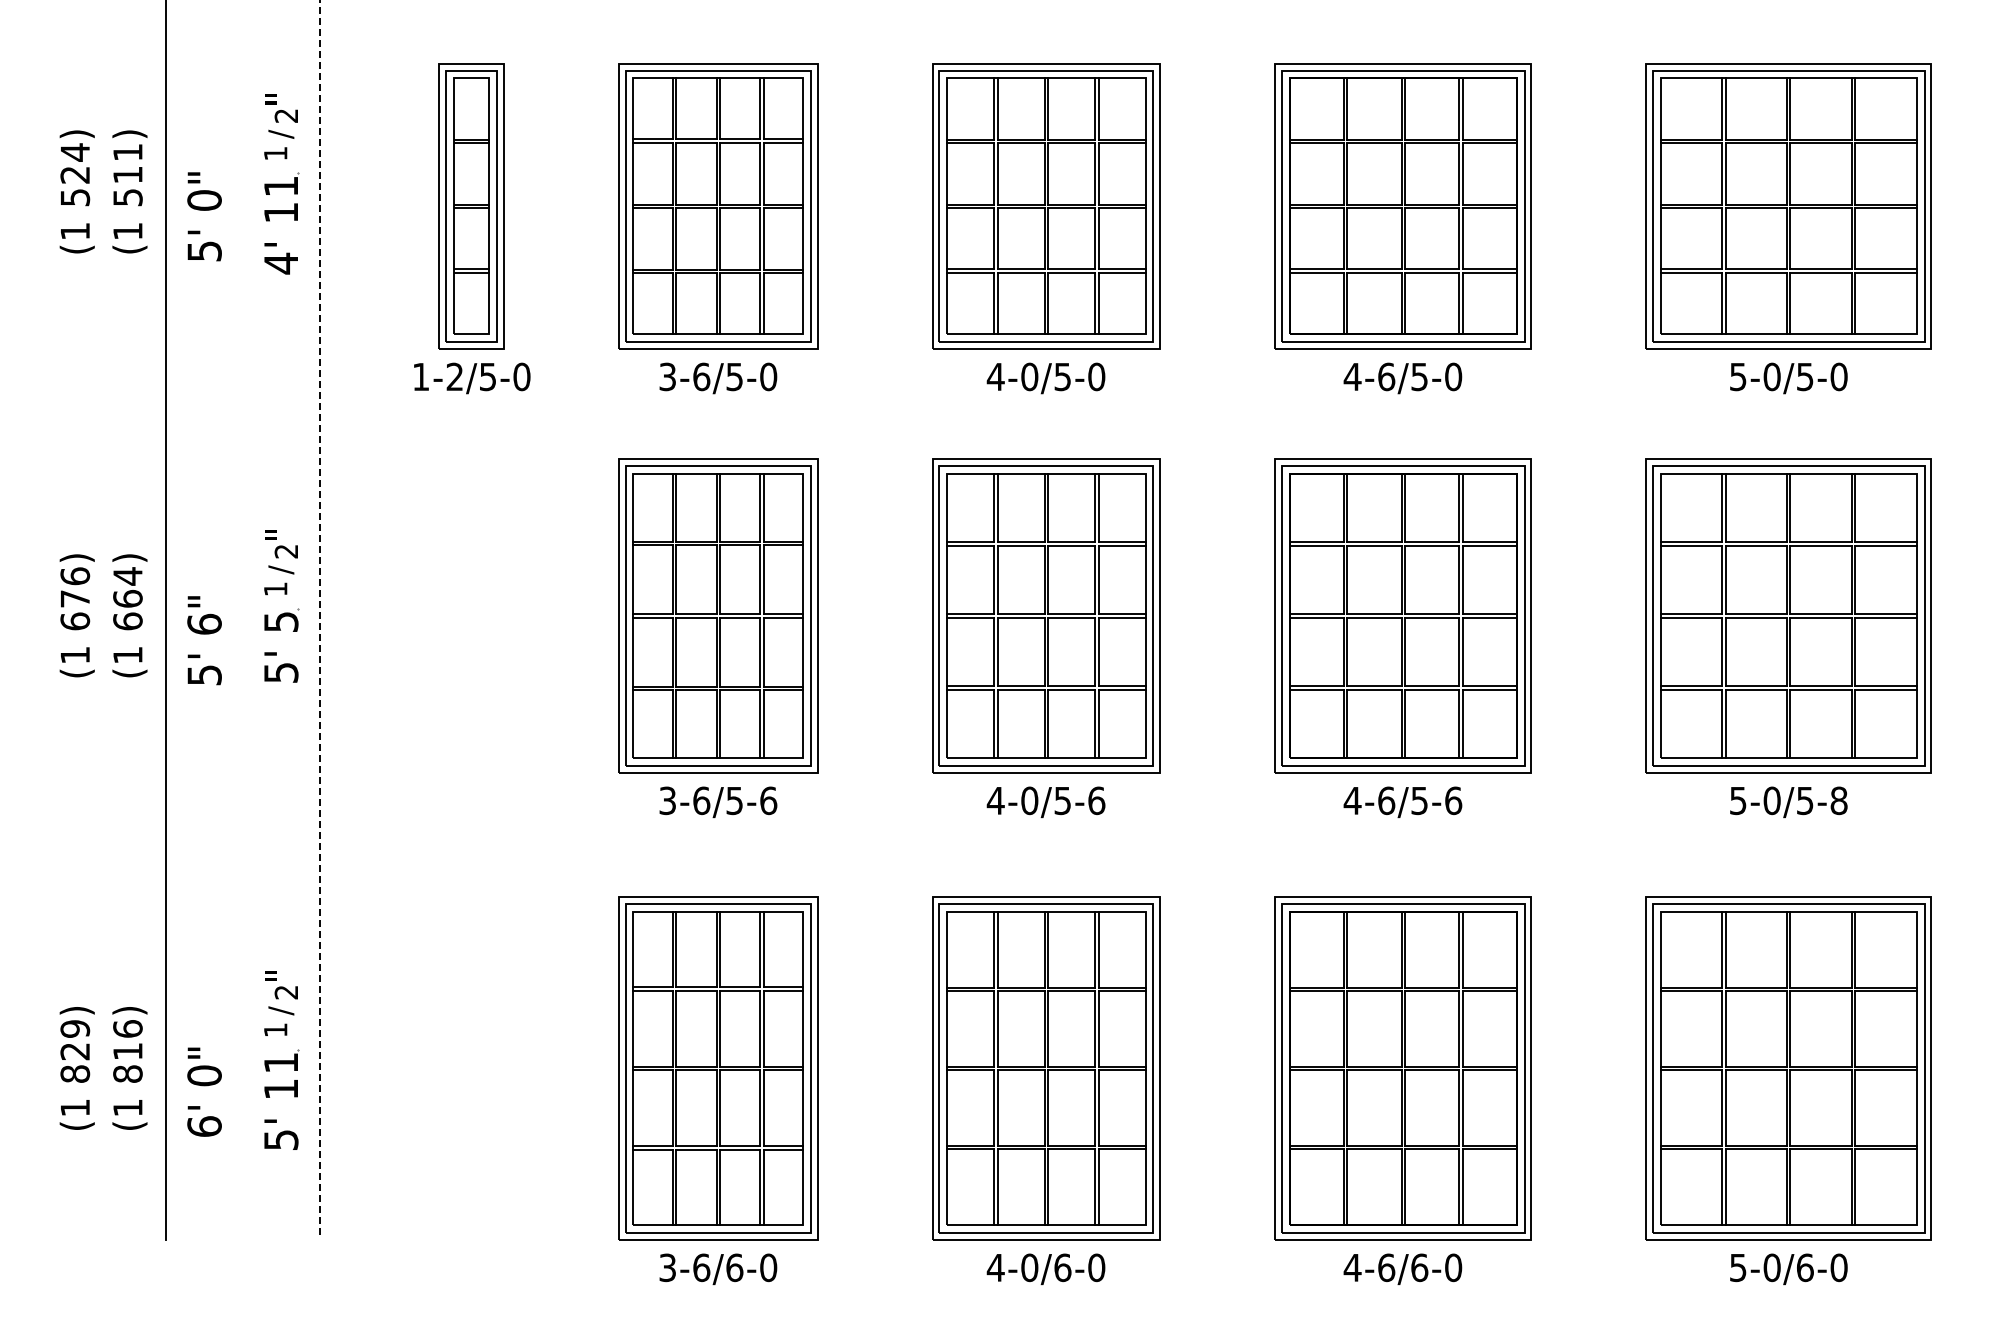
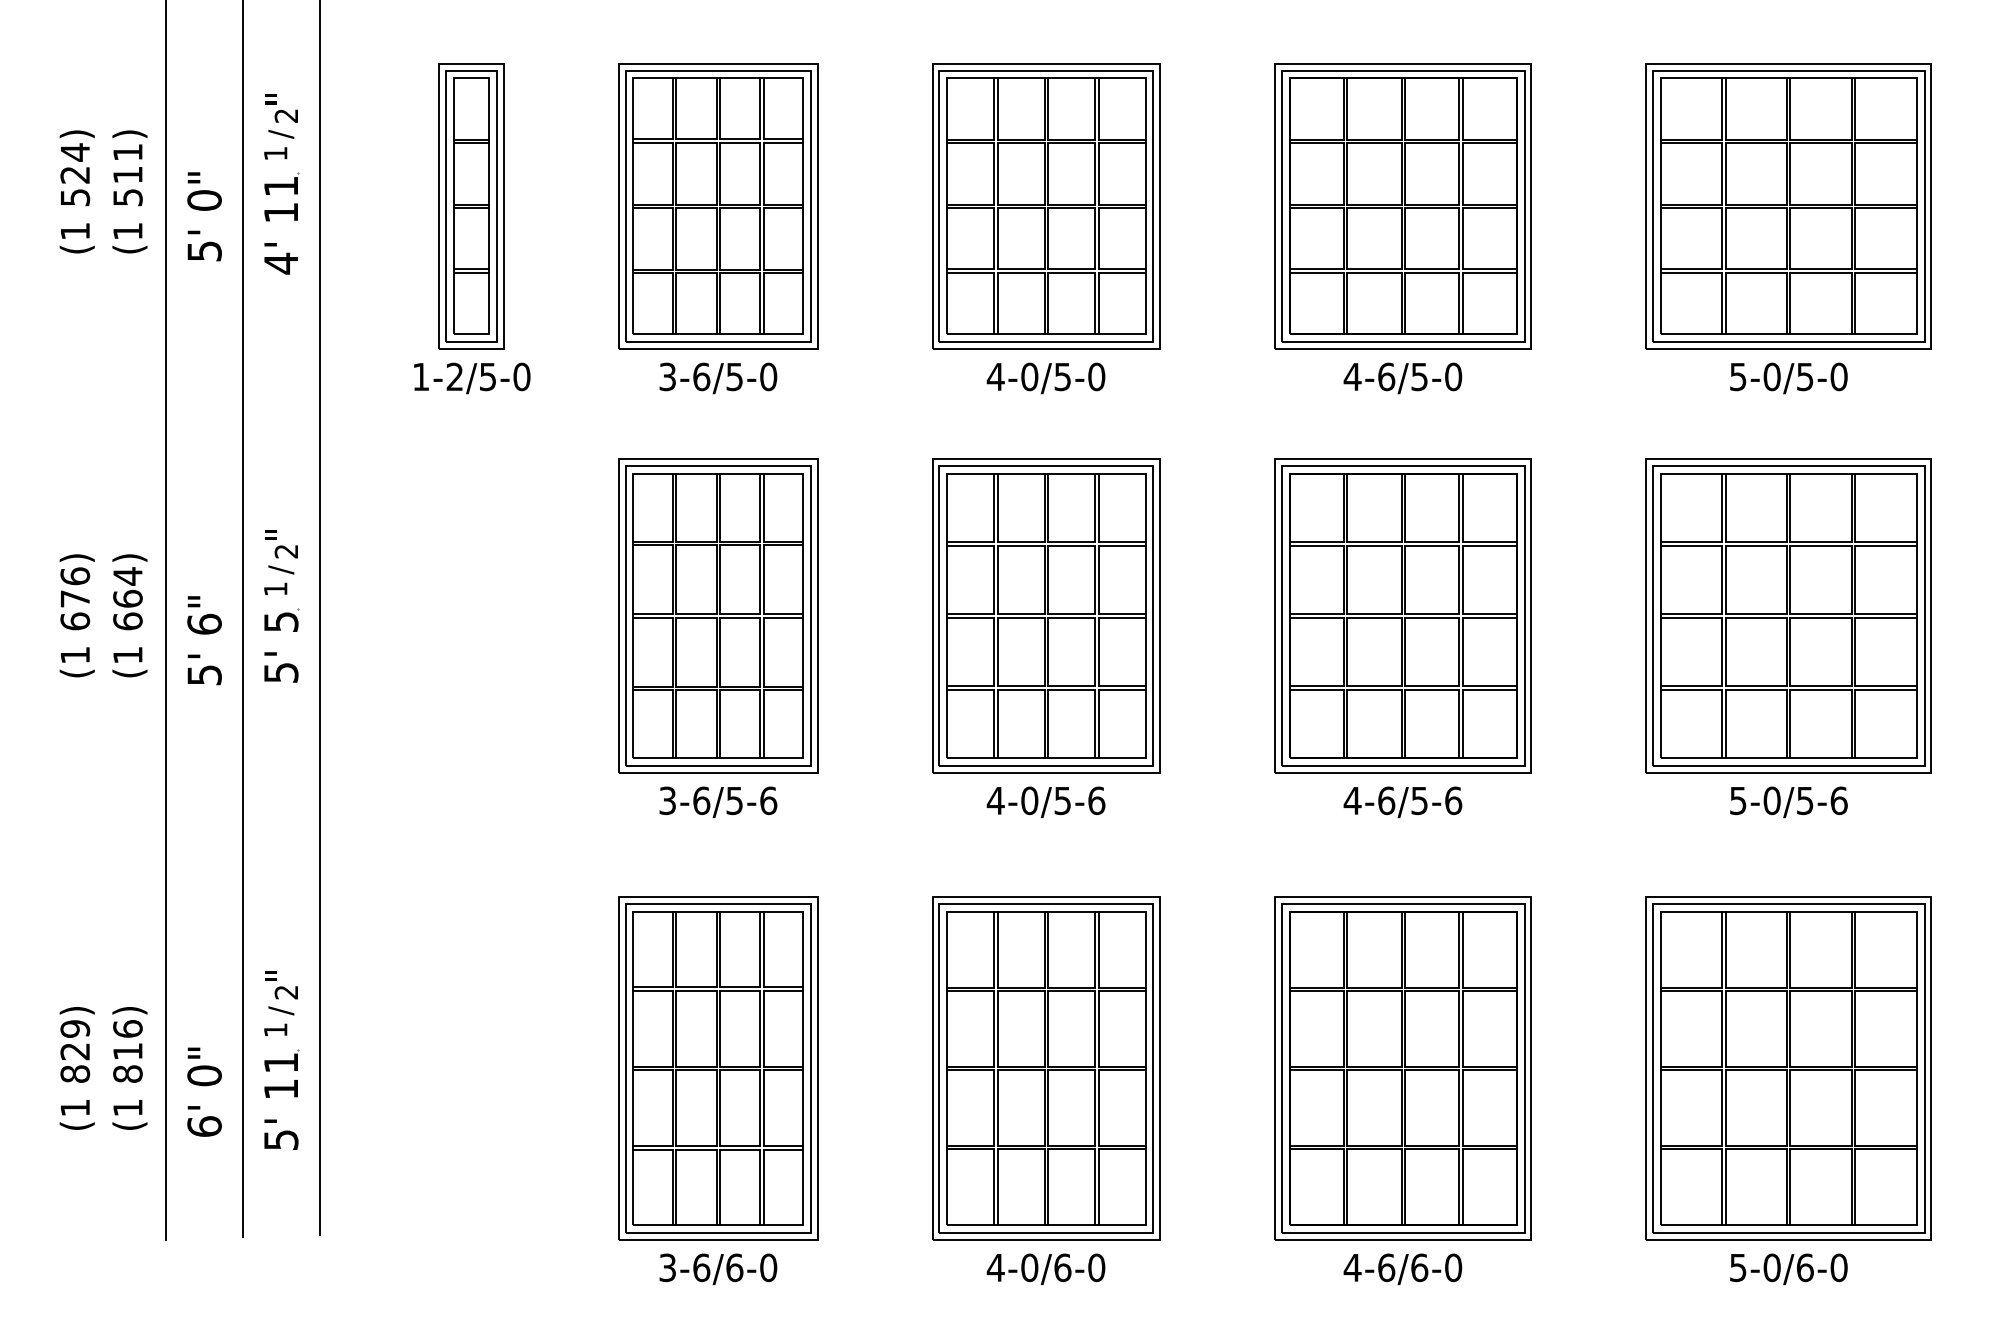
line: dashed -> solid (319, 617)
line: none -> present (242, 619)
text: 5-0/5-8 -> 5-0/5-6 (1838, 800)
